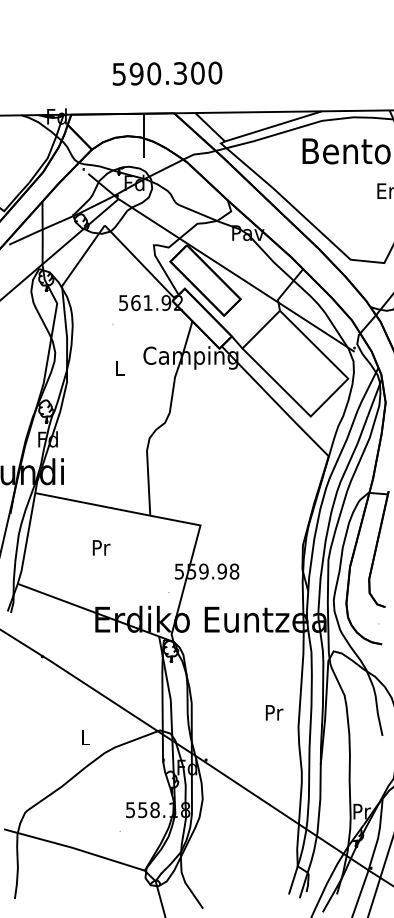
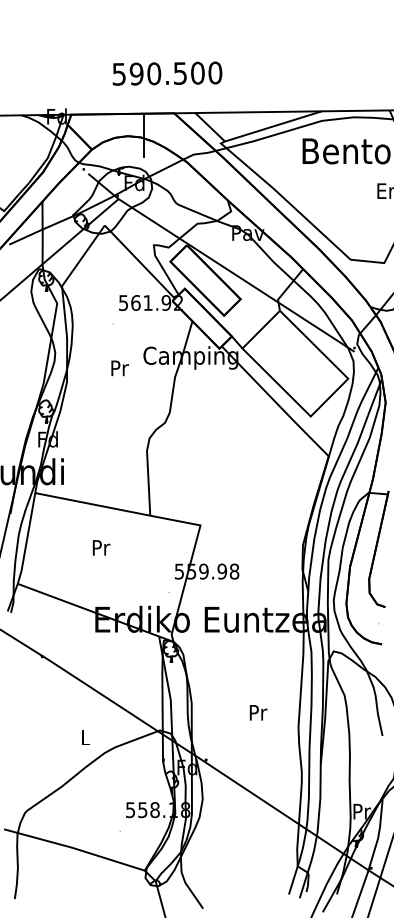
text: 590.300 -> 590.500 (180, 73)
text: L -> Pr (119, 368)
text position: (274, 712) -> (258, 712) (258, 712)
